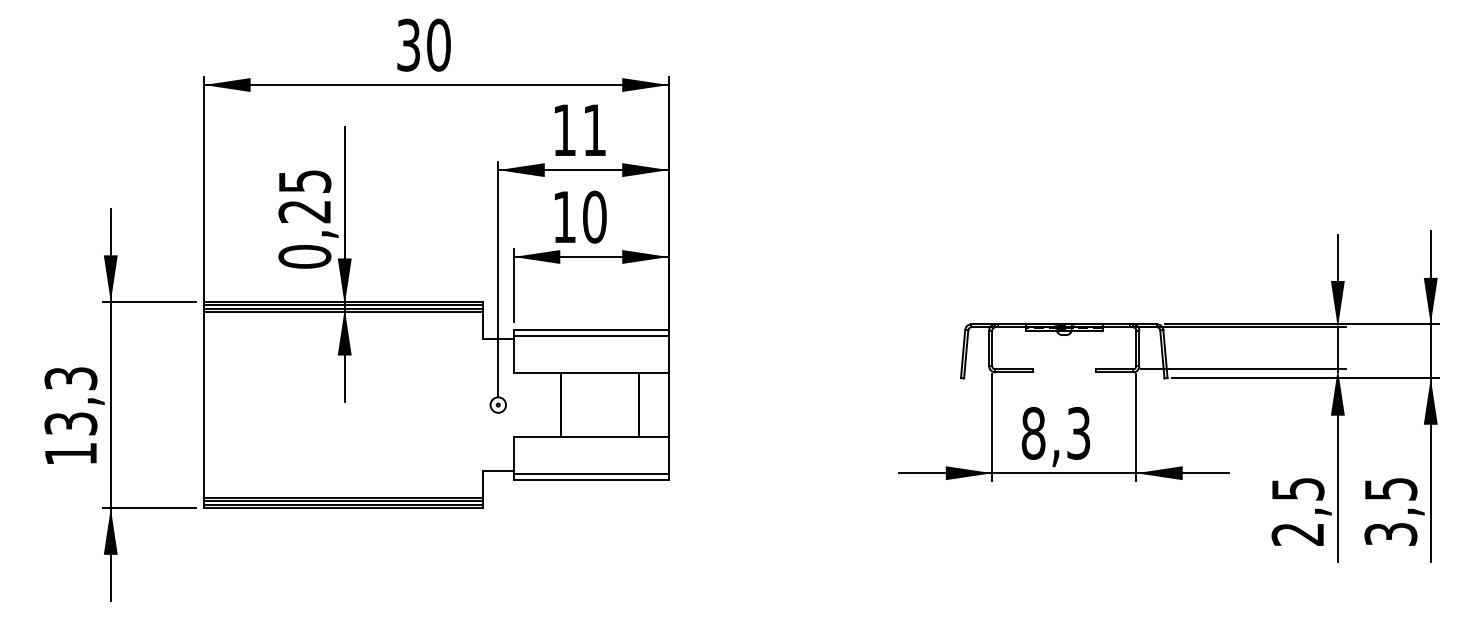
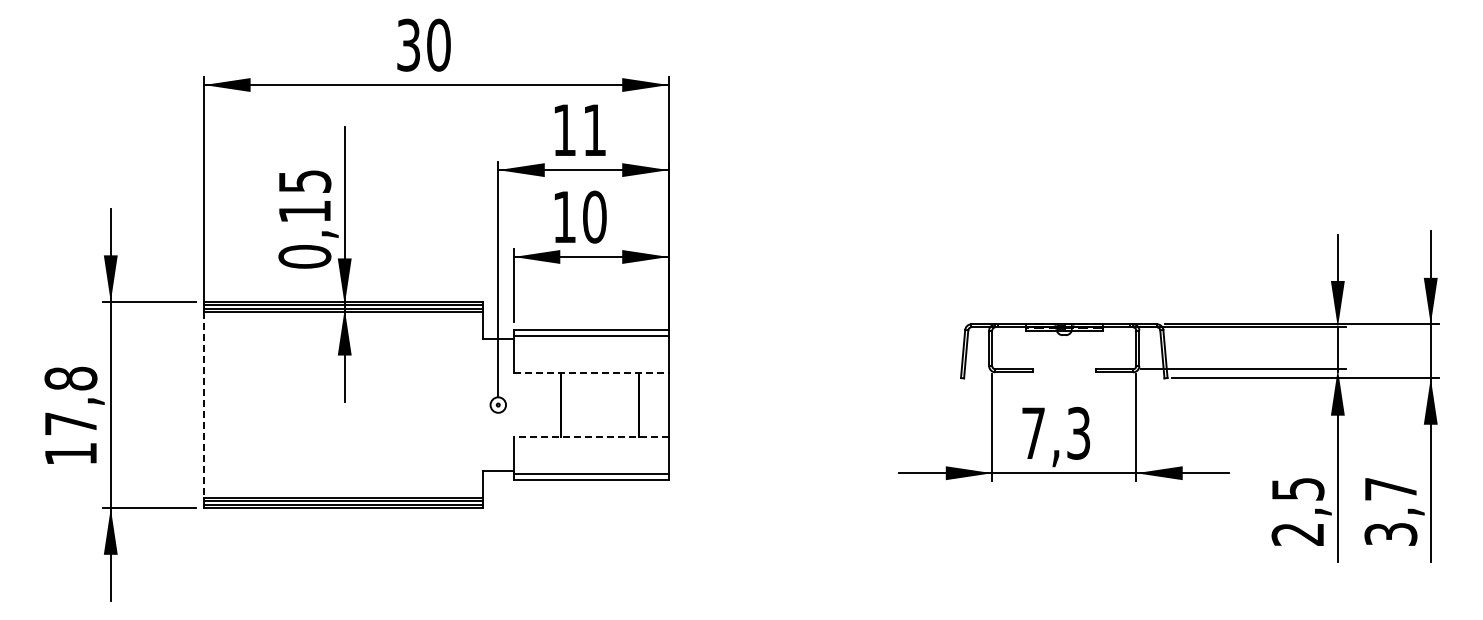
text: 0,25 -> 0,15 (304, 212)
line: solid -> dashed (591, 373)
text: 13,3 -> 17,8 (70, 400)
line: solid -> dashed (204, 405)
text: 8,3 -> 7,3 (1033, 432)
line: solid -> dashed (590, 436)
text: 3,5 -> 3,7 (1391, 489)
